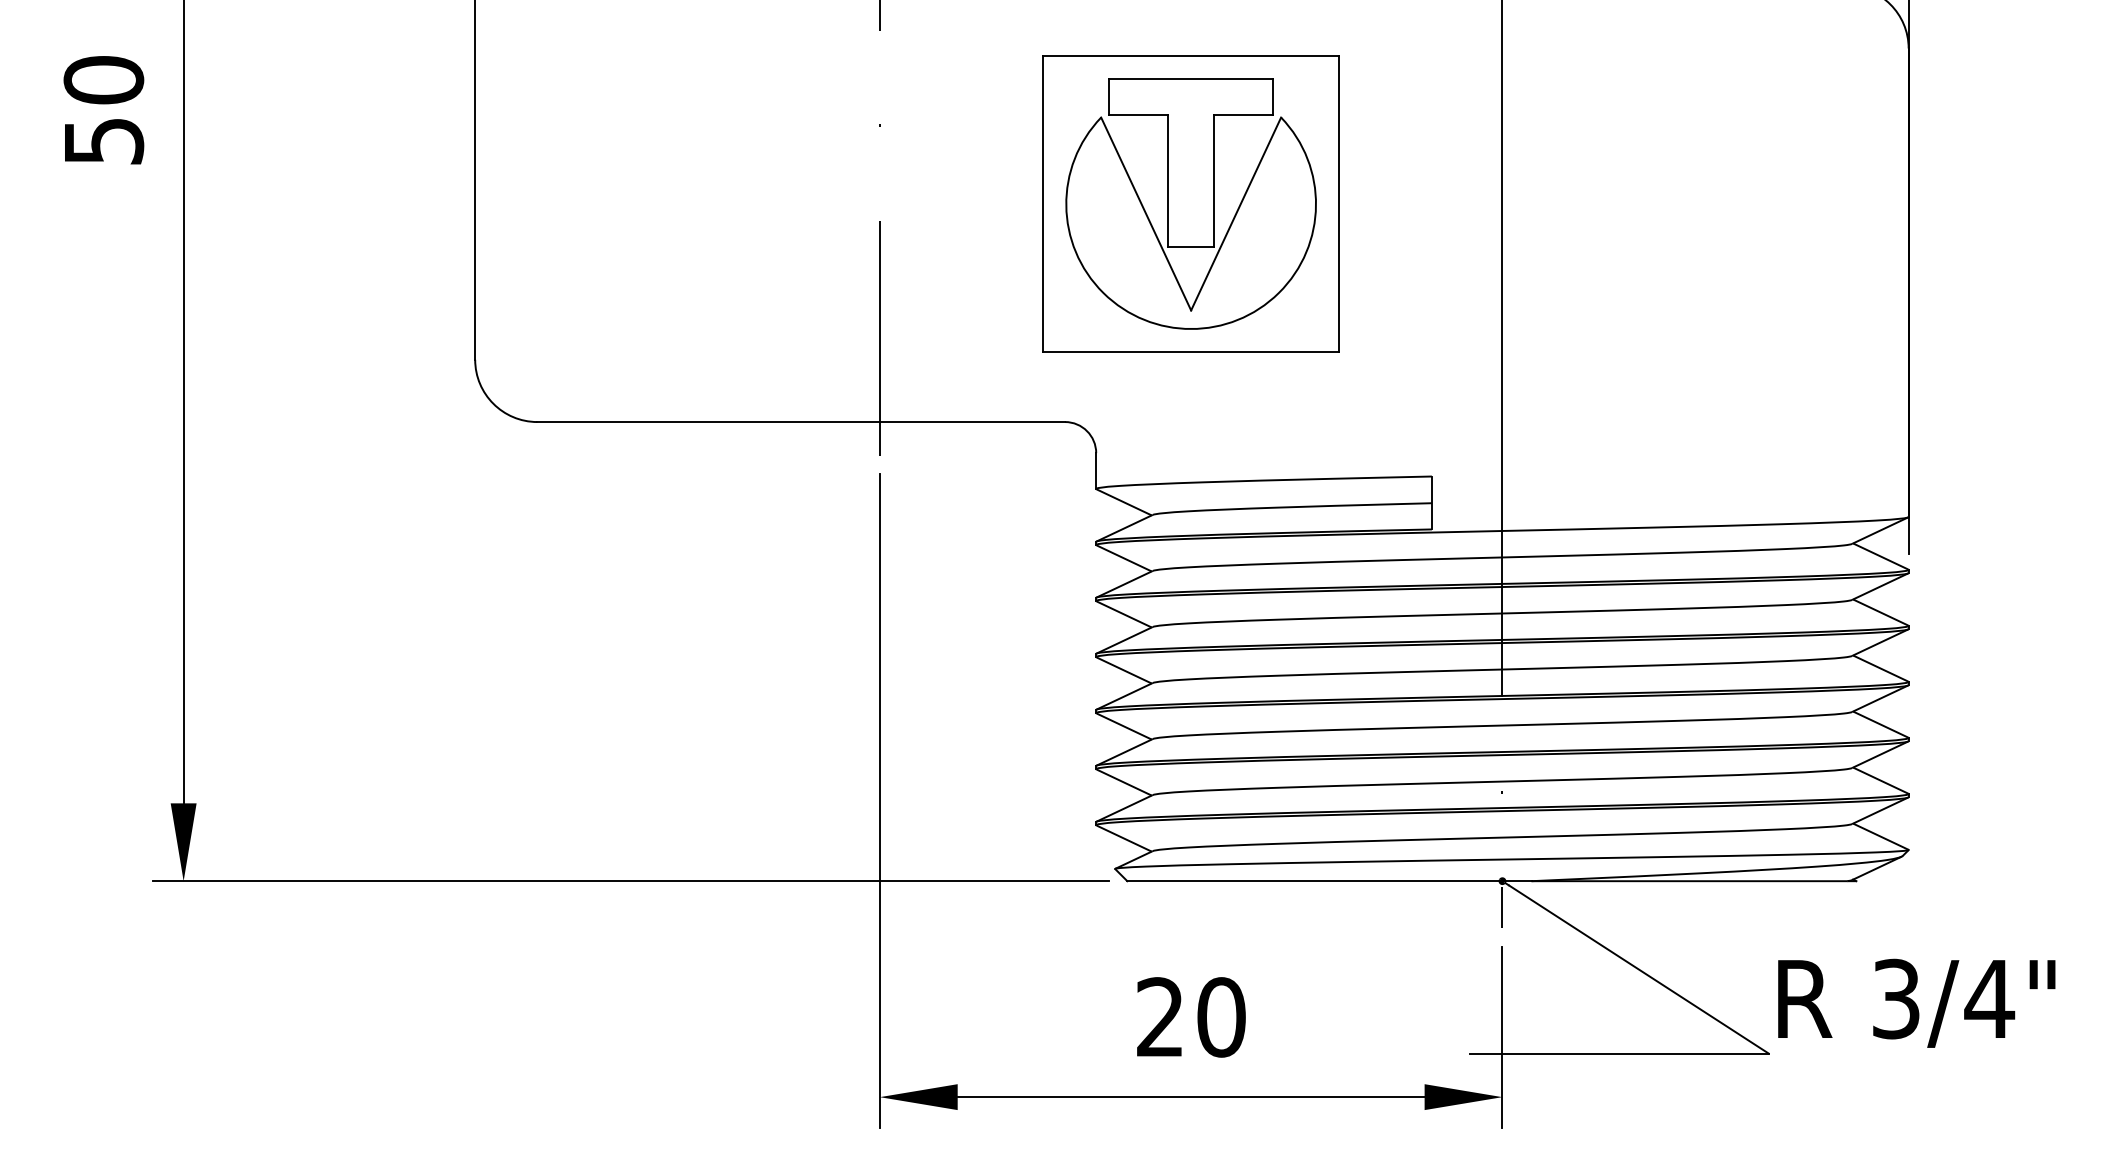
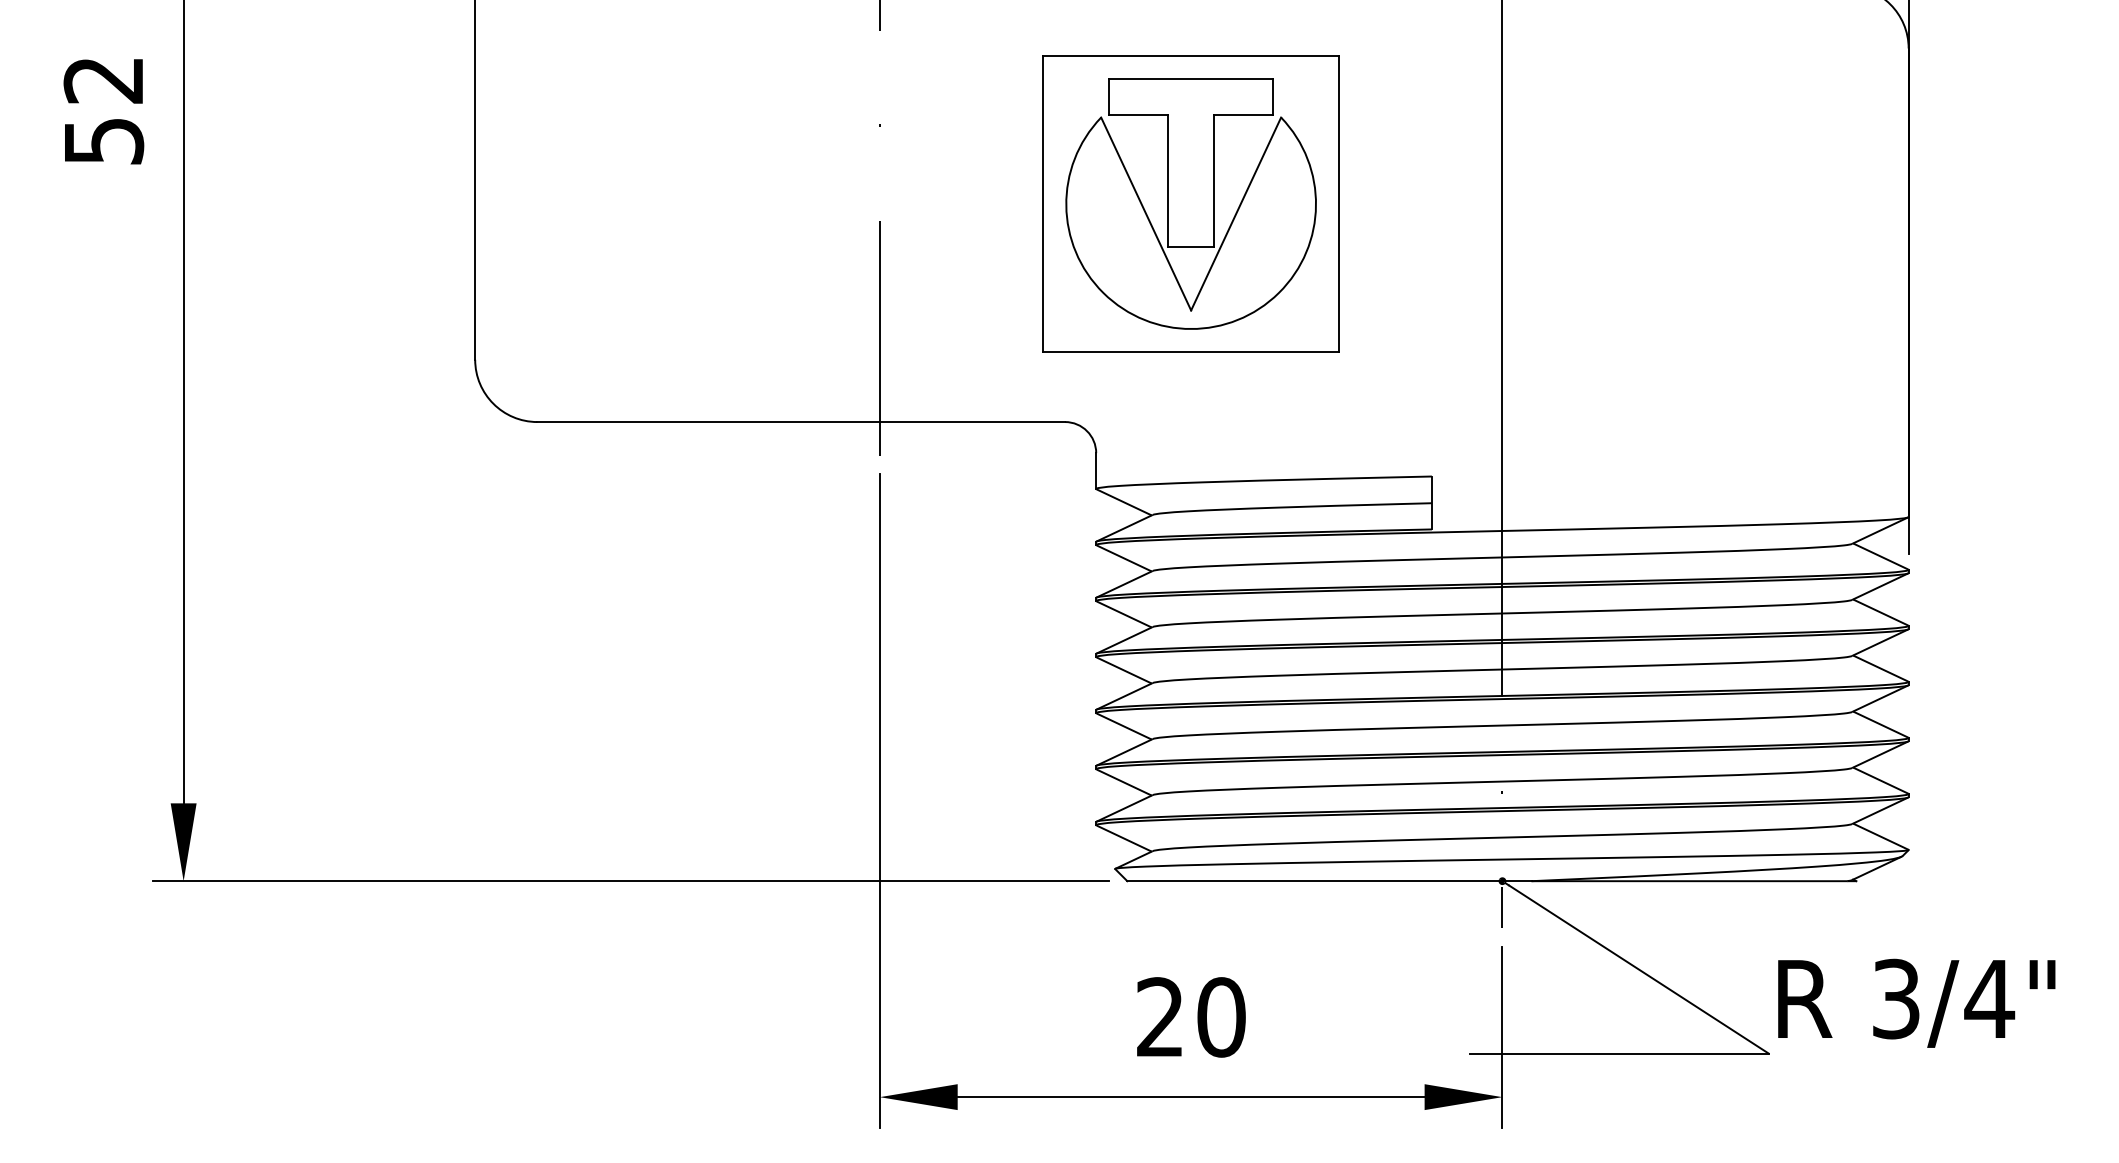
text: 50 -> 52 (103, 80)
